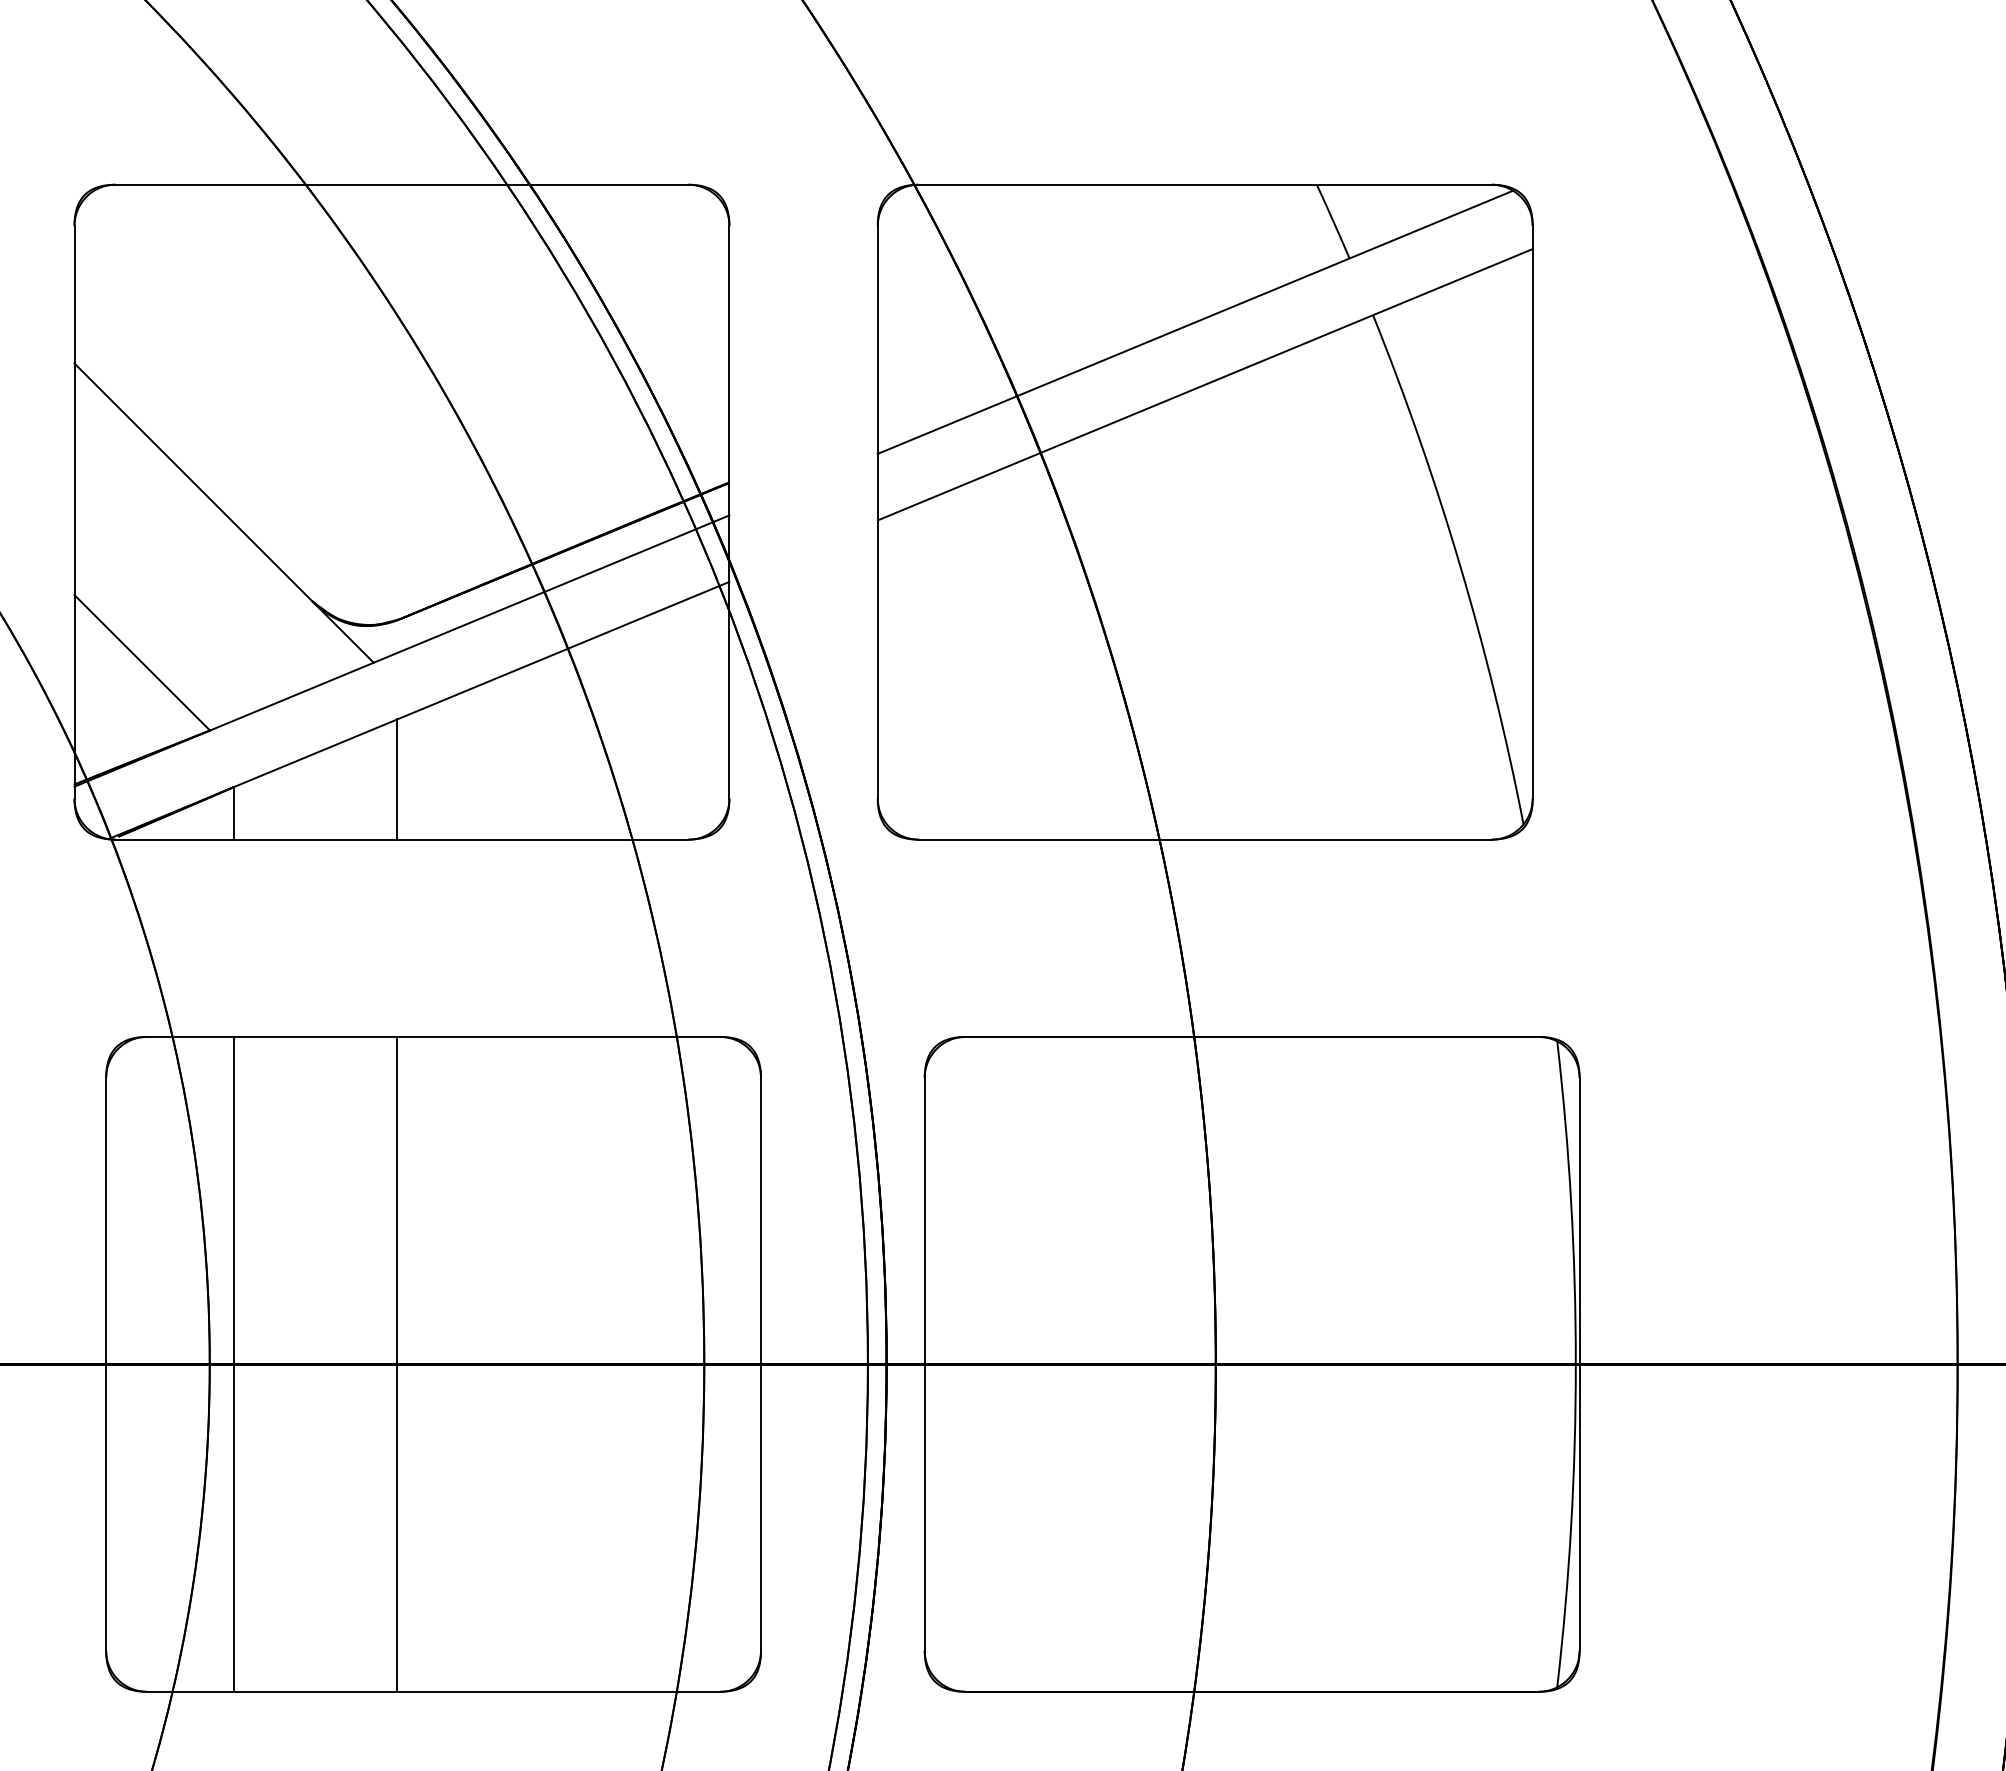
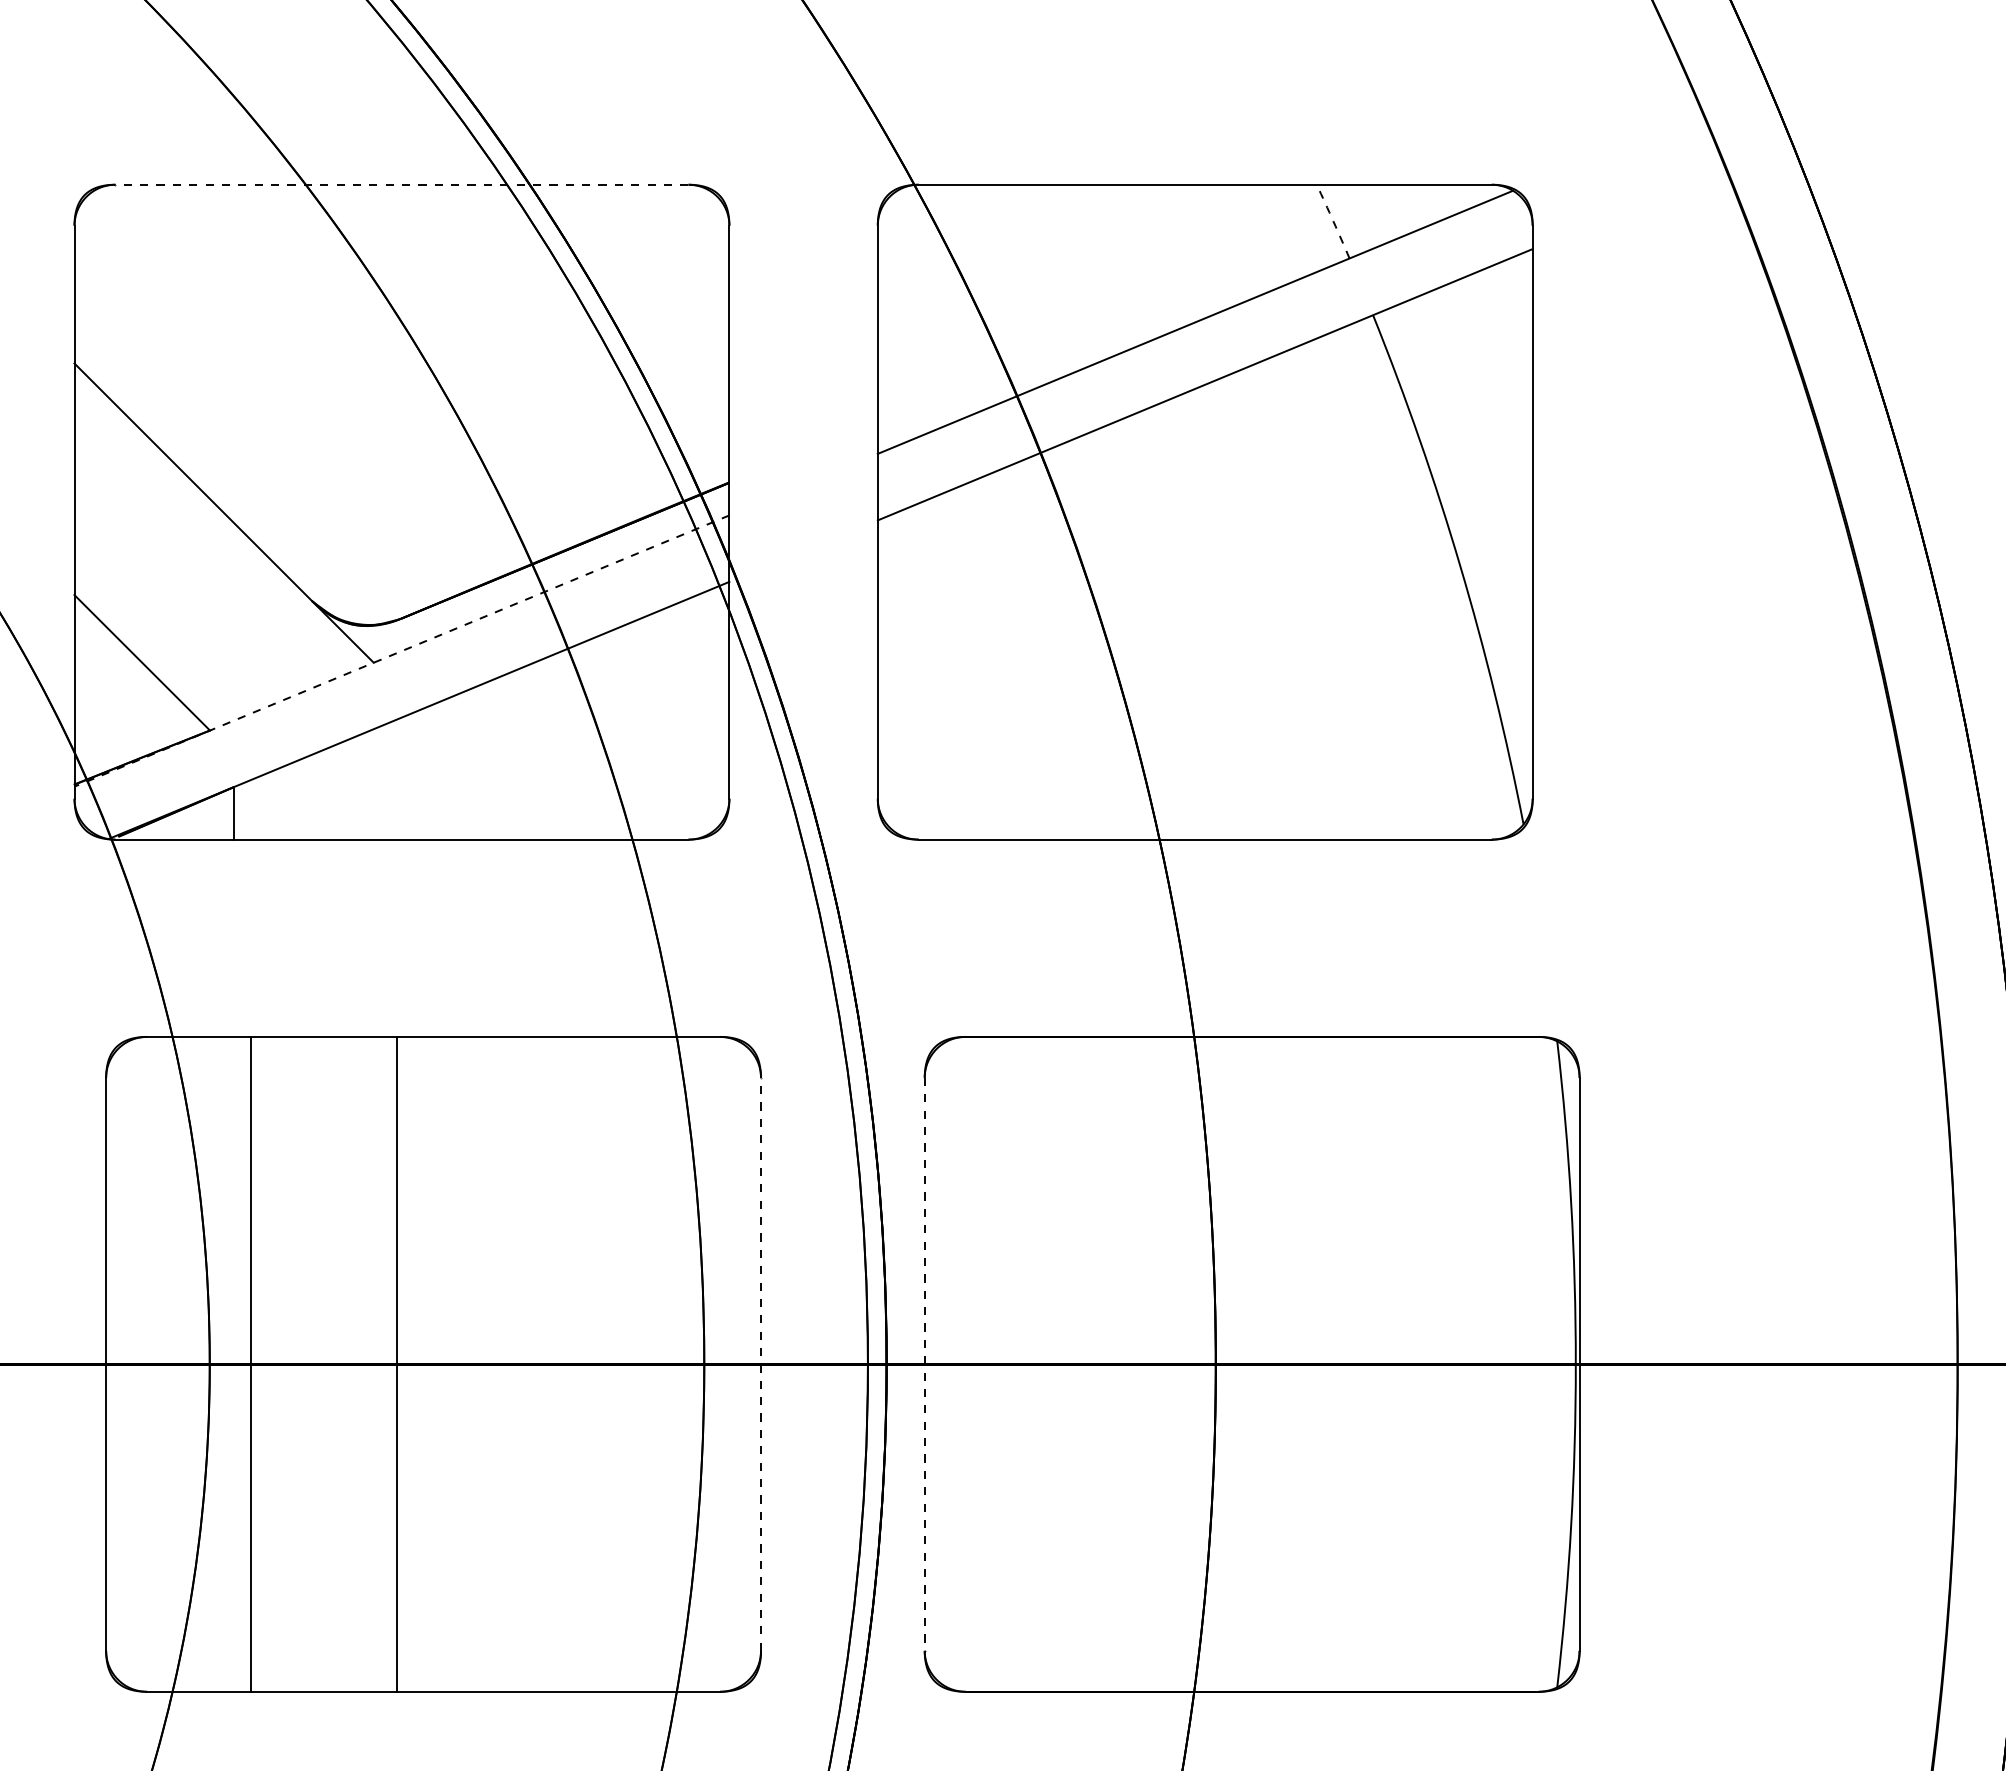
line: solid -> dashed (401, 184)
arc: solid -> dashed (1333, 221)
line: solid -> dashed (401, 651)
line: present -> none (397, 779)
line position: (233, 1363) -> (250, 1363) (250, 1363)
line: solid -> dashed (761, 1364)
line: solid -> dashed (924, 1364)
